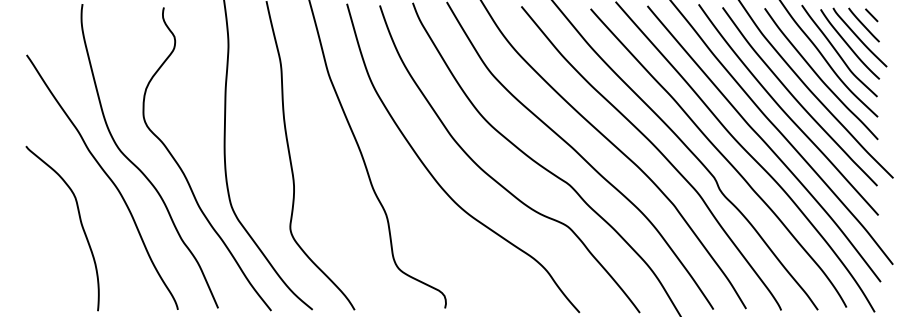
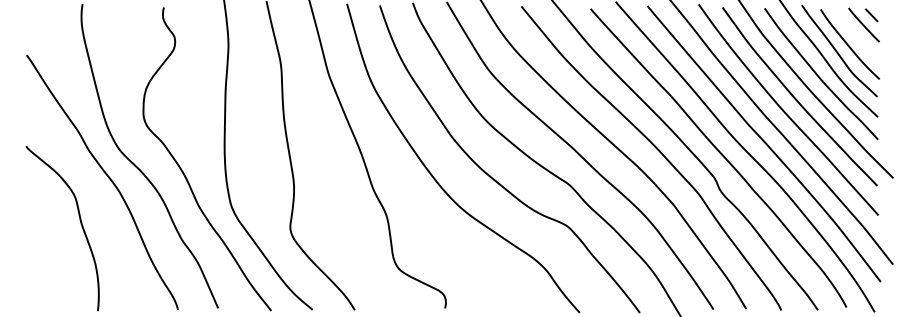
curve: present -> none (859, 37)
